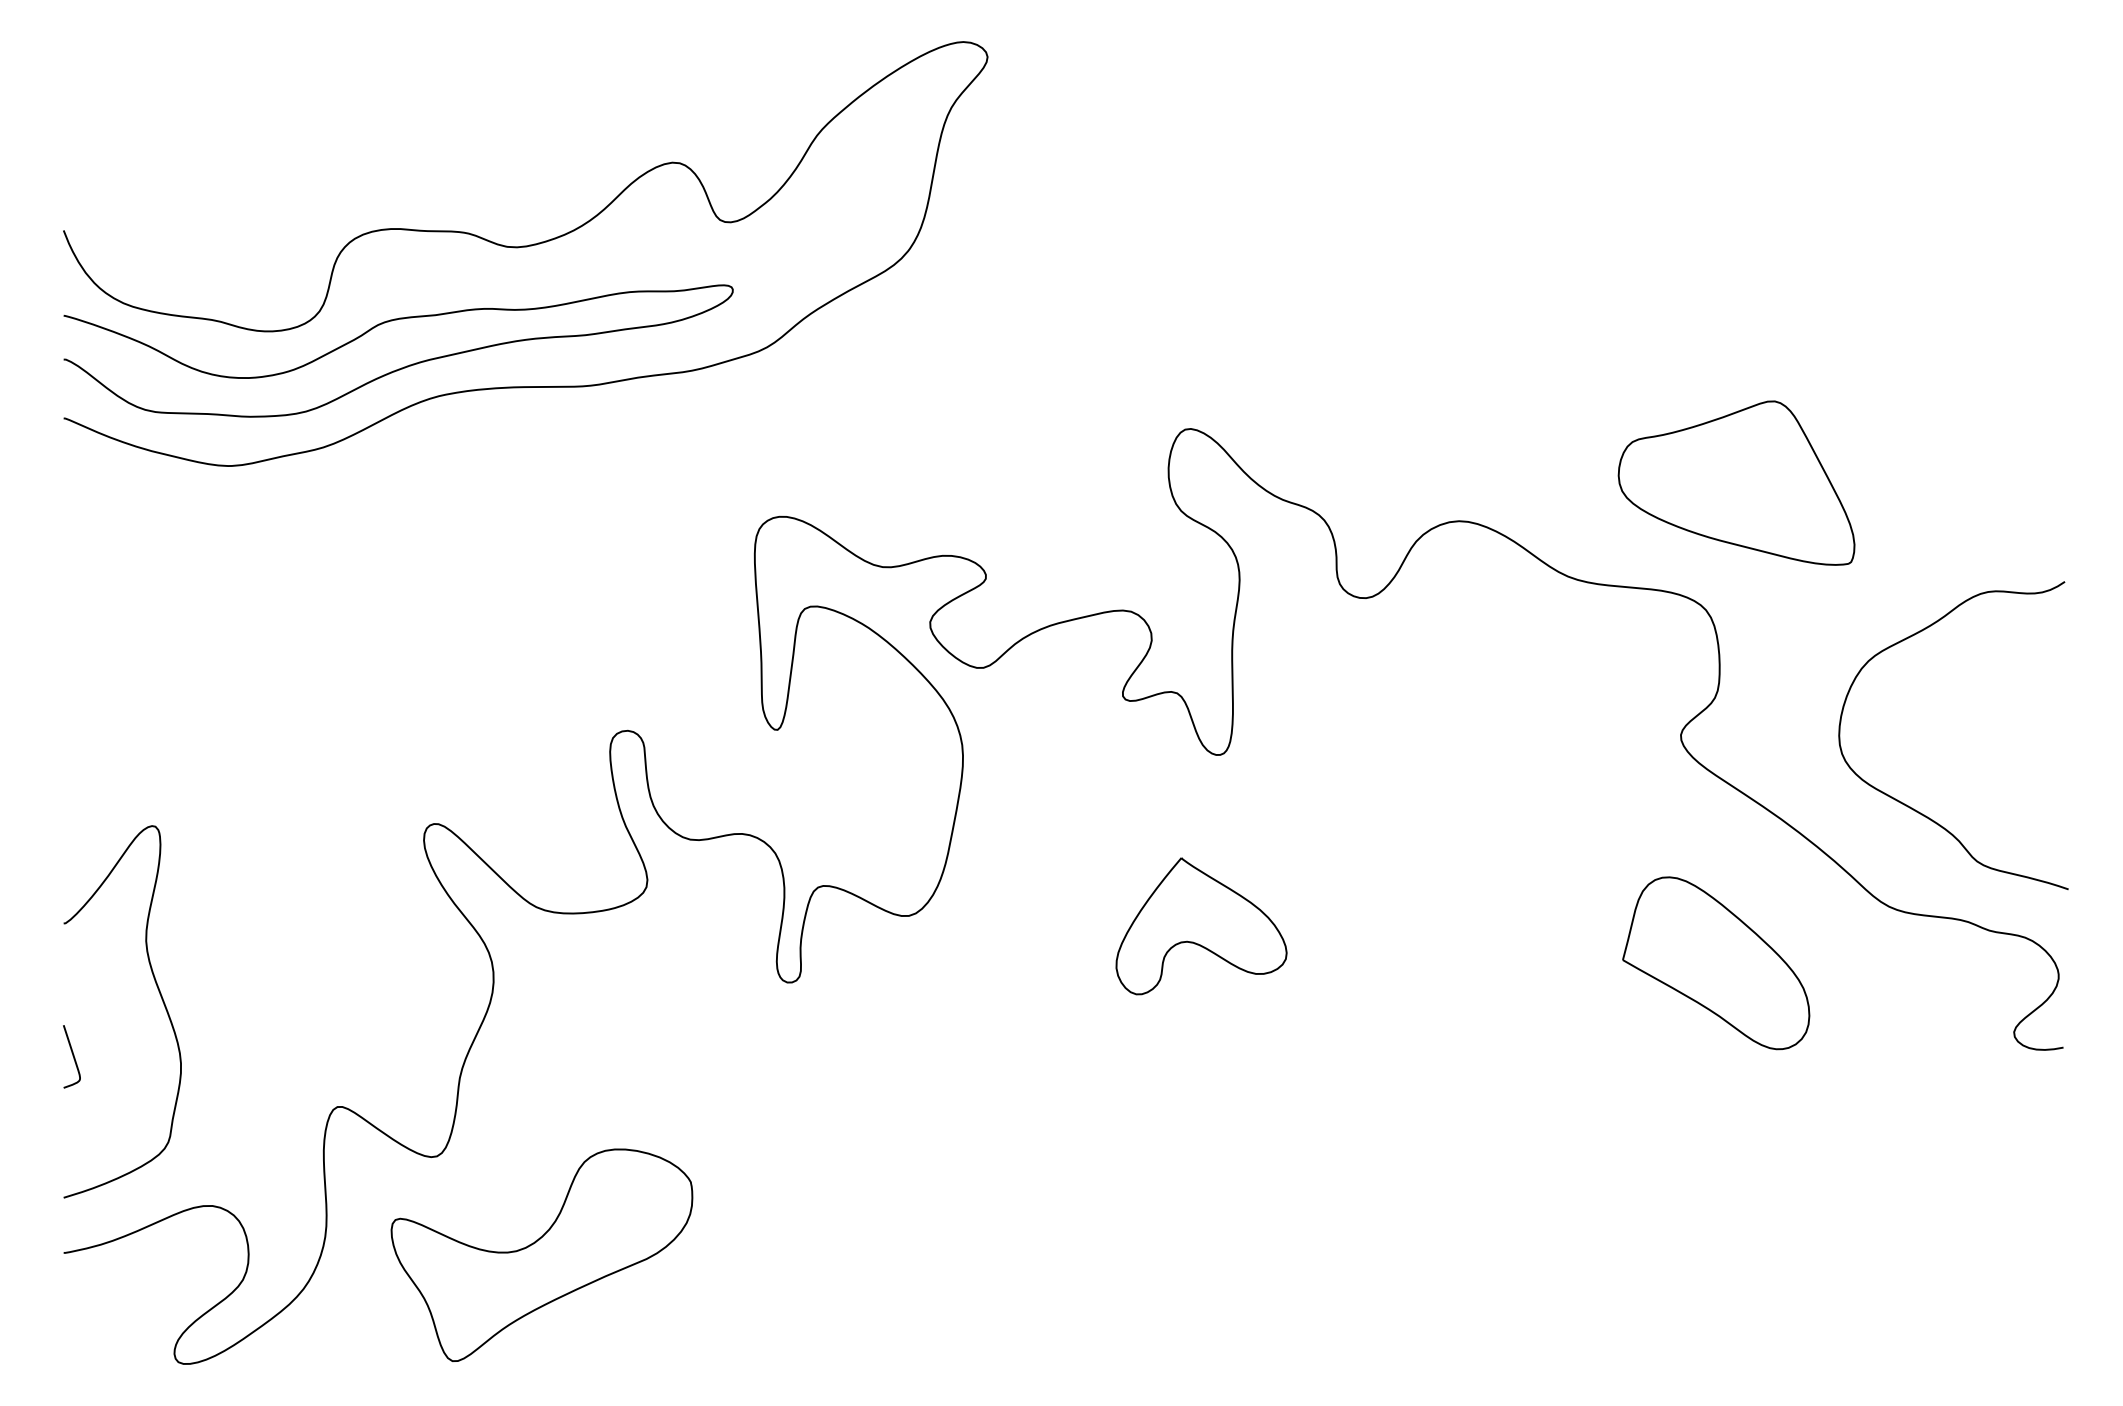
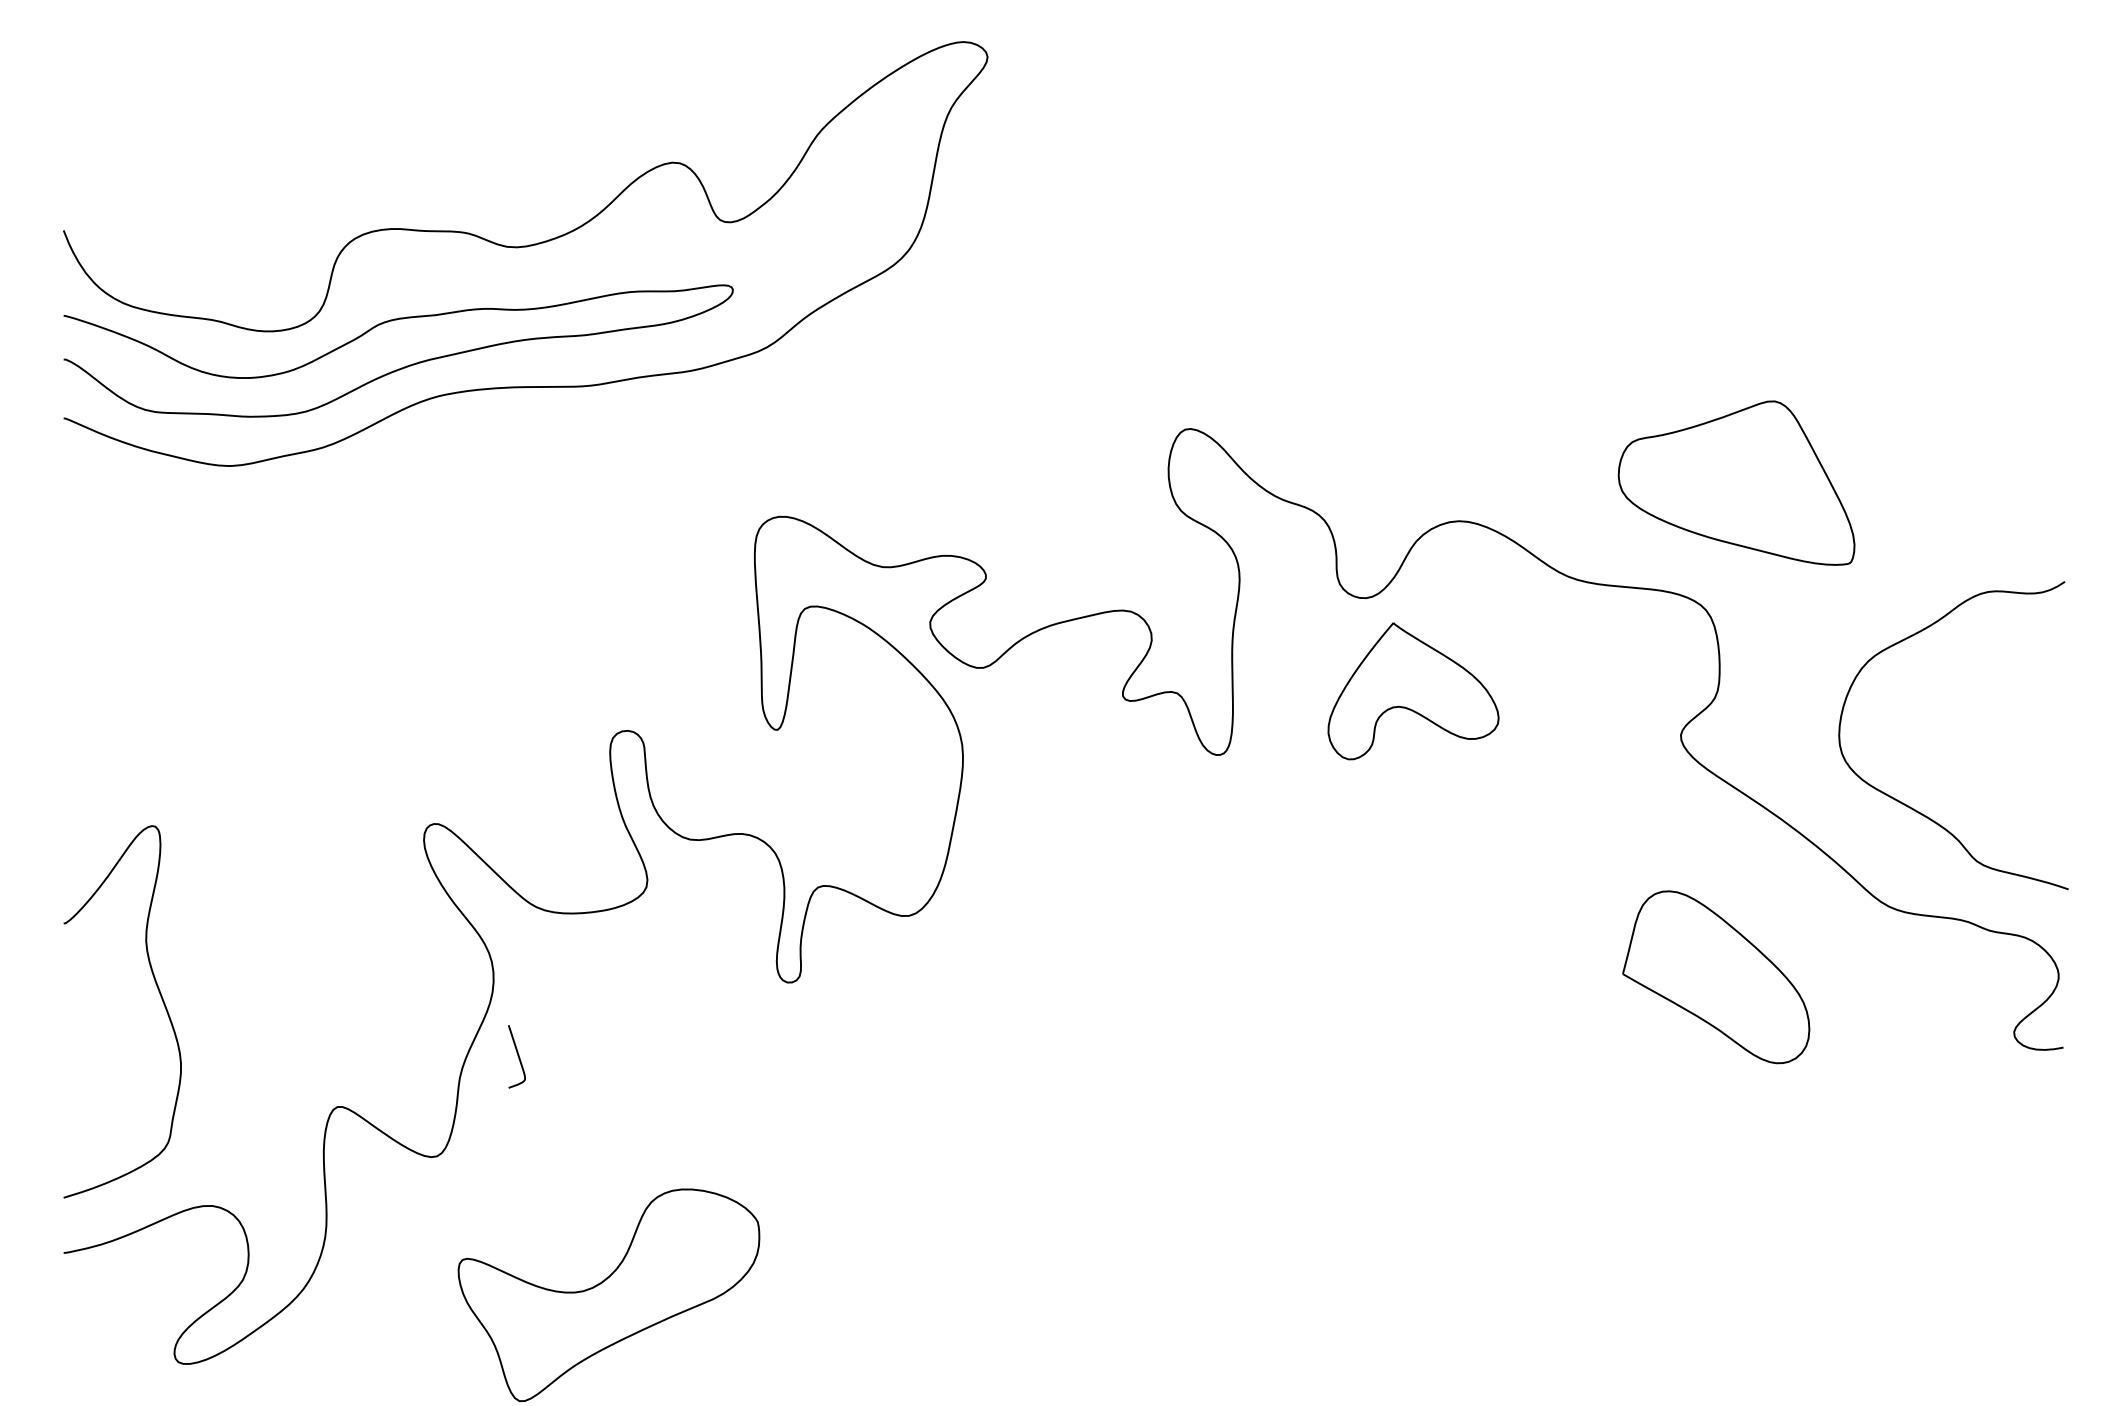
part position: (1201, 926) -> (1413, 691) (1413, 691)
part position: (1716, 963) -> (1716, 977) (1716, 977)
curve position: (72, 1056) -> (517, 1056) (517, 1056)
part position: (541, 1254) -> (608, 1294) (608, 1294)
